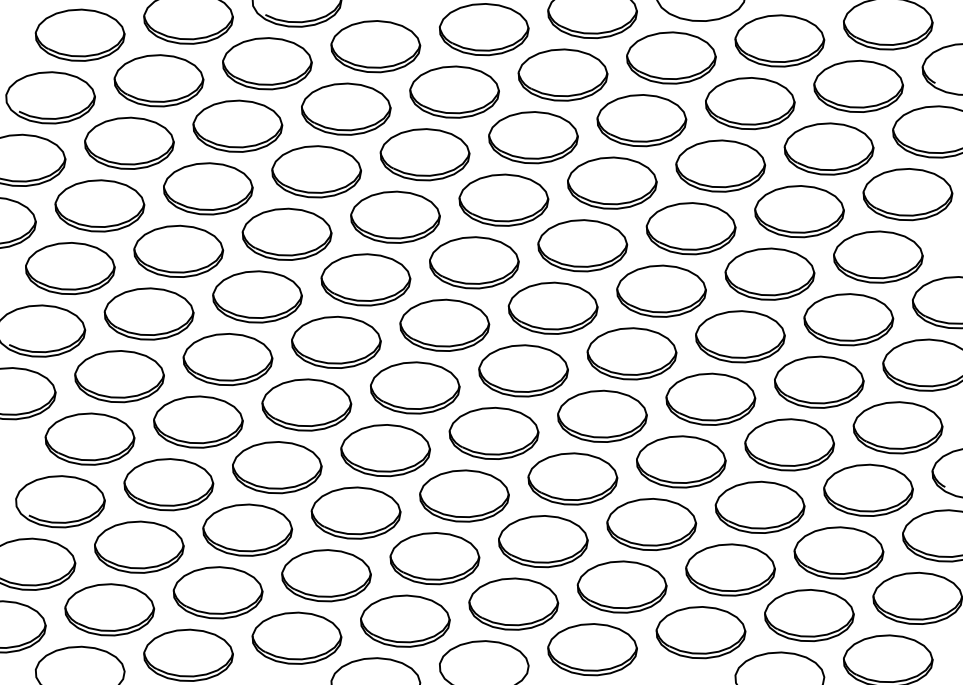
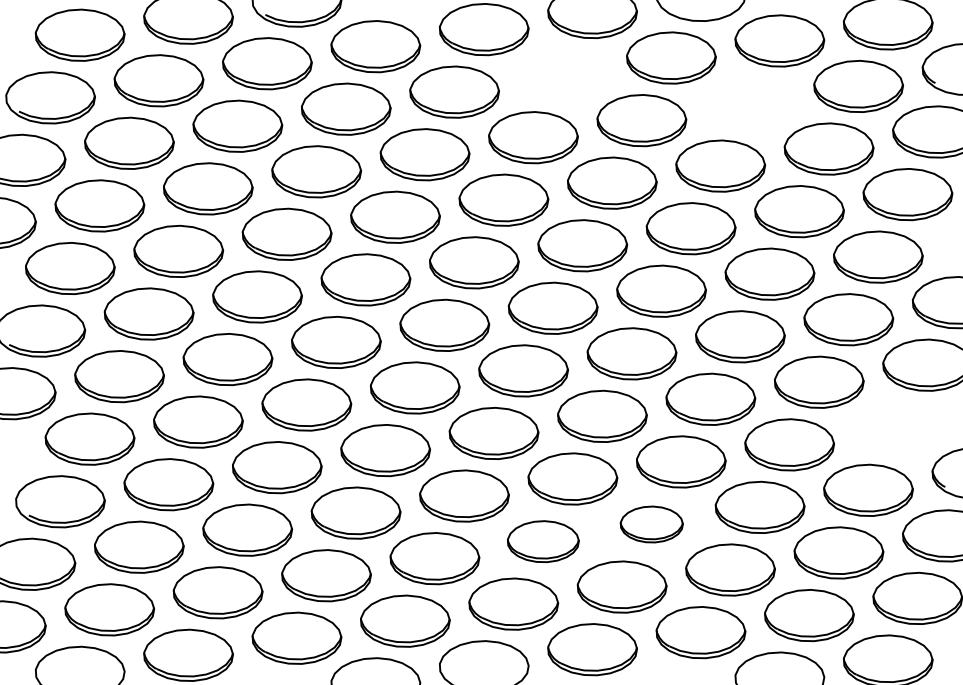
part: present -> none (562, 74)
part: present -> none (750, 103)
part: present -> none (897, 427)
part size: 92x53 px -> 65x39 px (651, 524)
part size: 91x54 px -> 73x43 px (543, 541)
